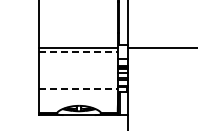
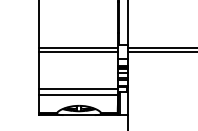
line: dashed -> solid (79, 52)
line: none -> present (160, 52)
line: dashed -> solid (79, 88)
line: none -> present (78, 95)
